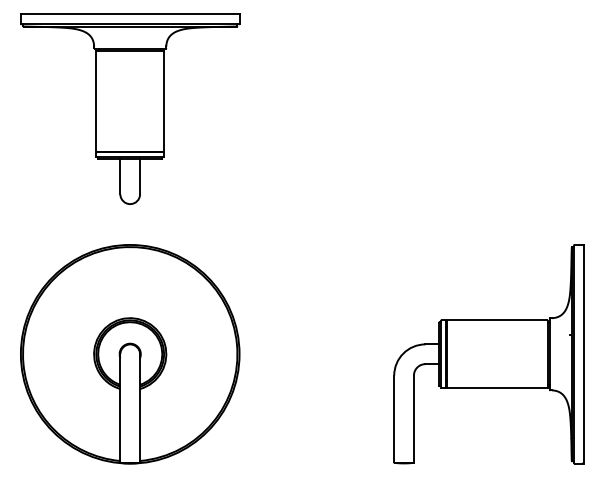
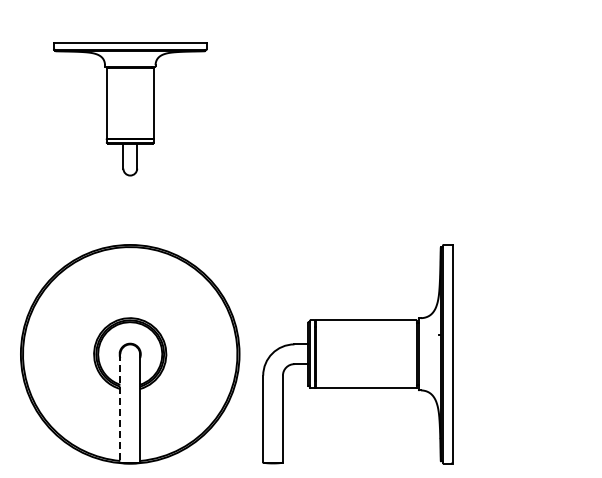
part size: 221x192 px -> 155x135 px (130, 109)
part position: (488, 354) -> (357, 354) (357, 354)
line: solid -> dashed (120, 408)
